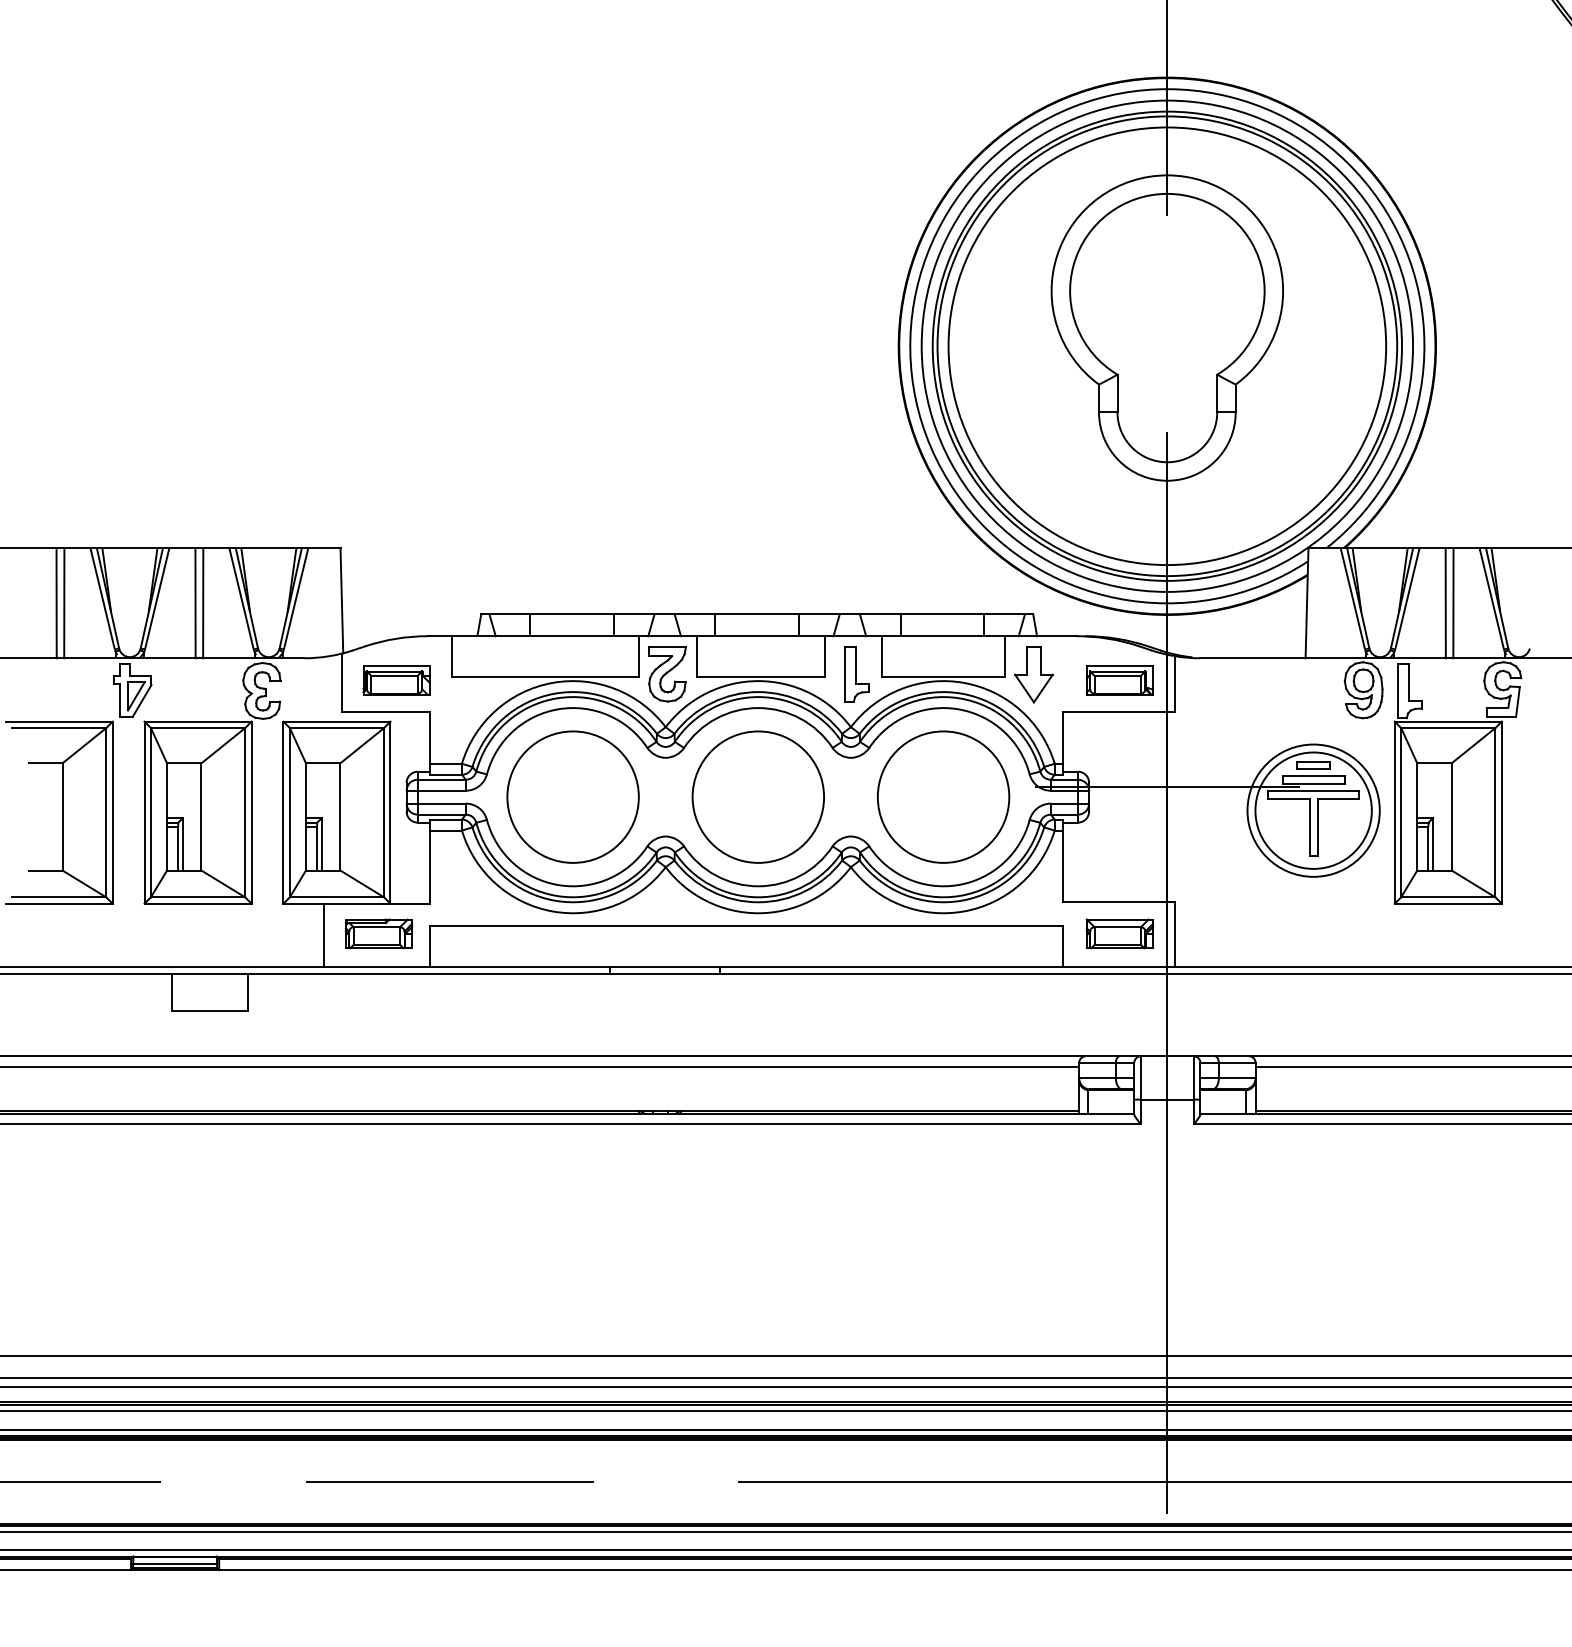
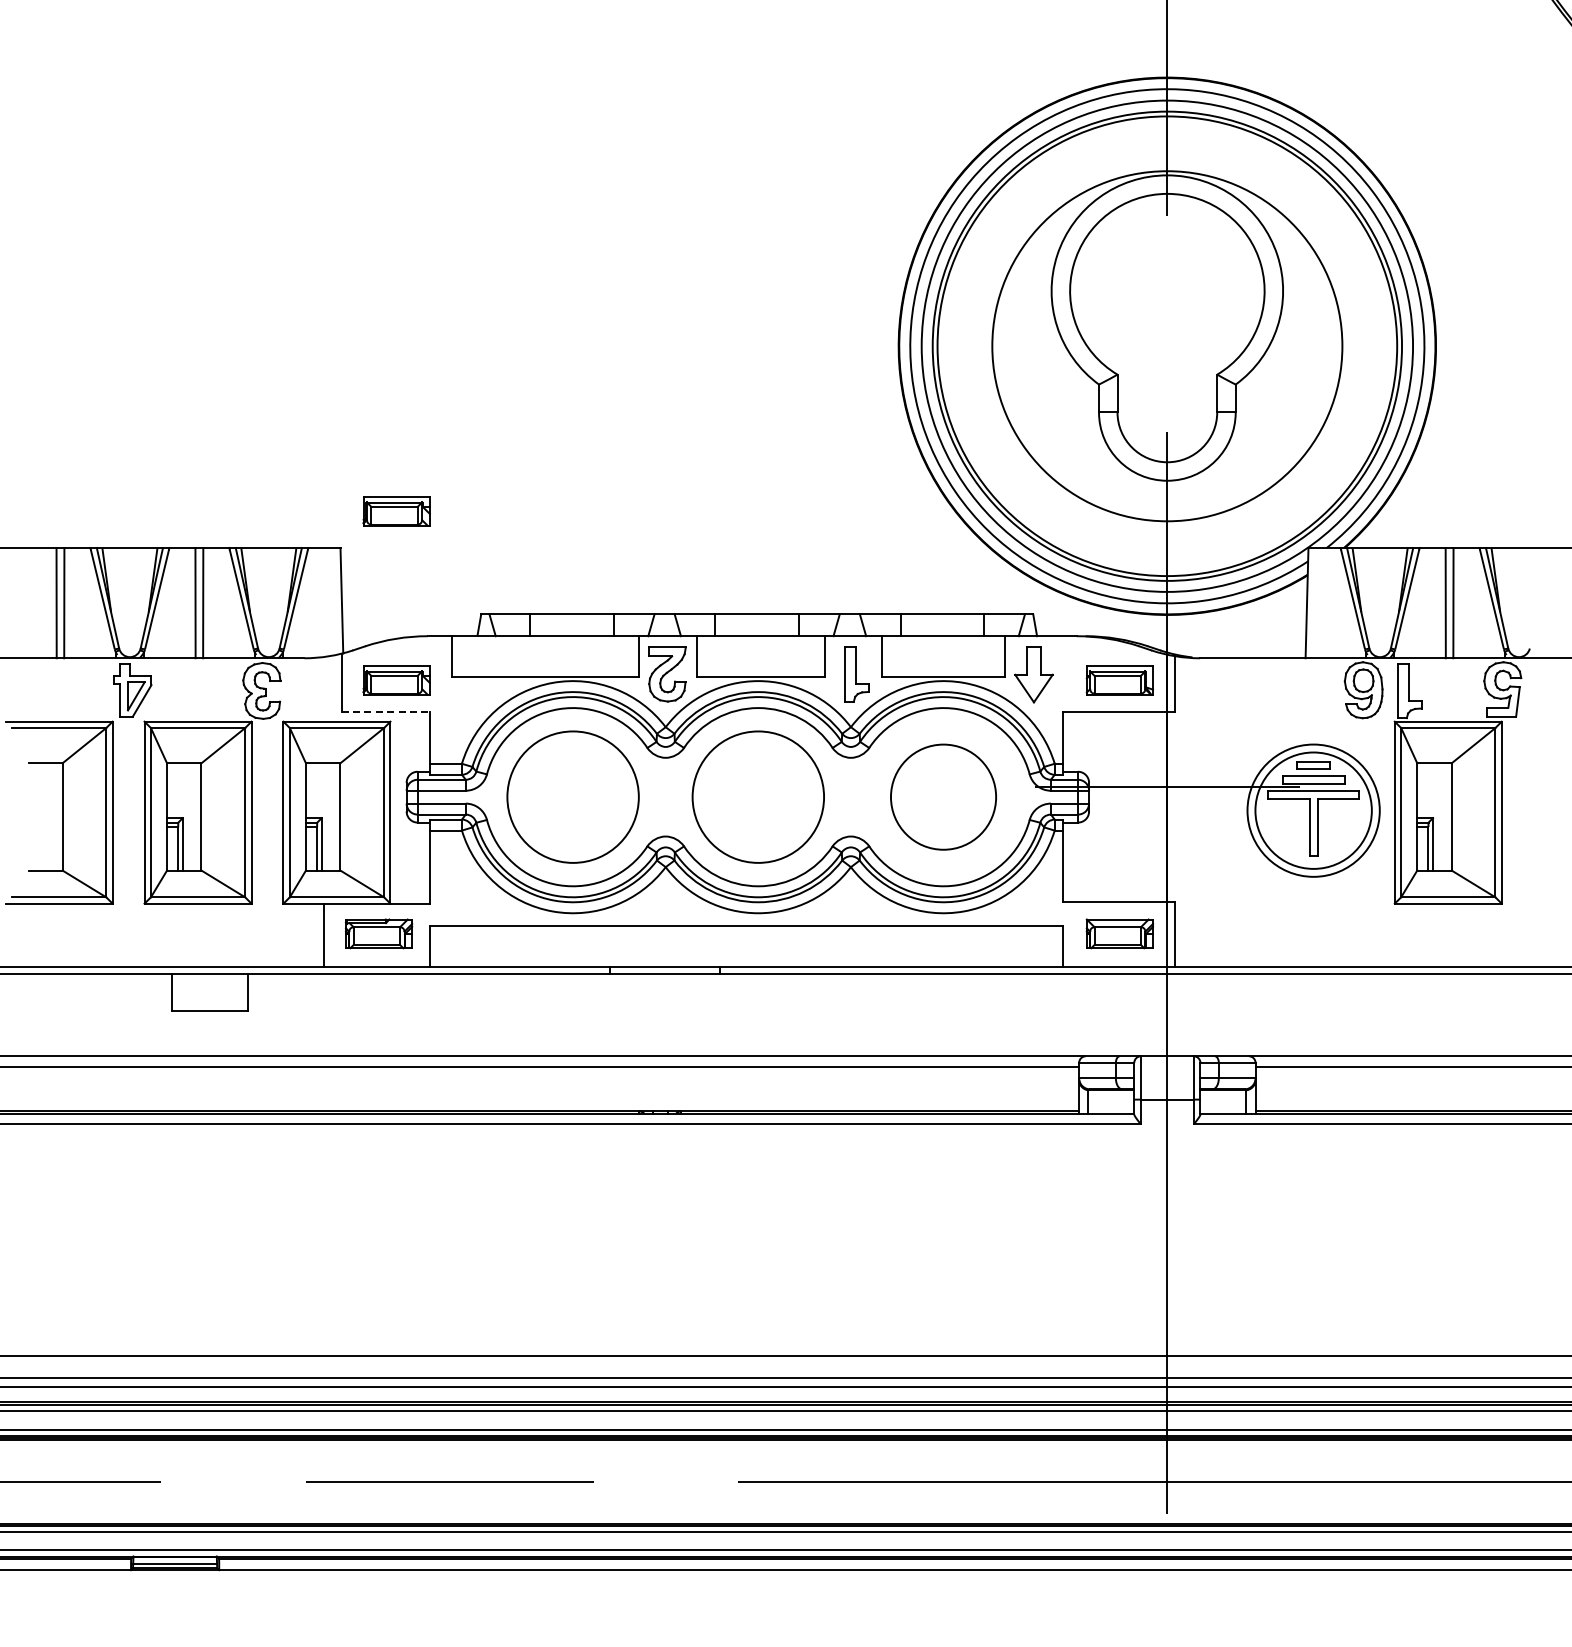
circle diameter: 438 px -> 350 px (1167, 346)
part: none -> present (396, 511)
line: solid -> dashed (386, 712)
circle diameter: 131 px -> 105 px (943, 796)
